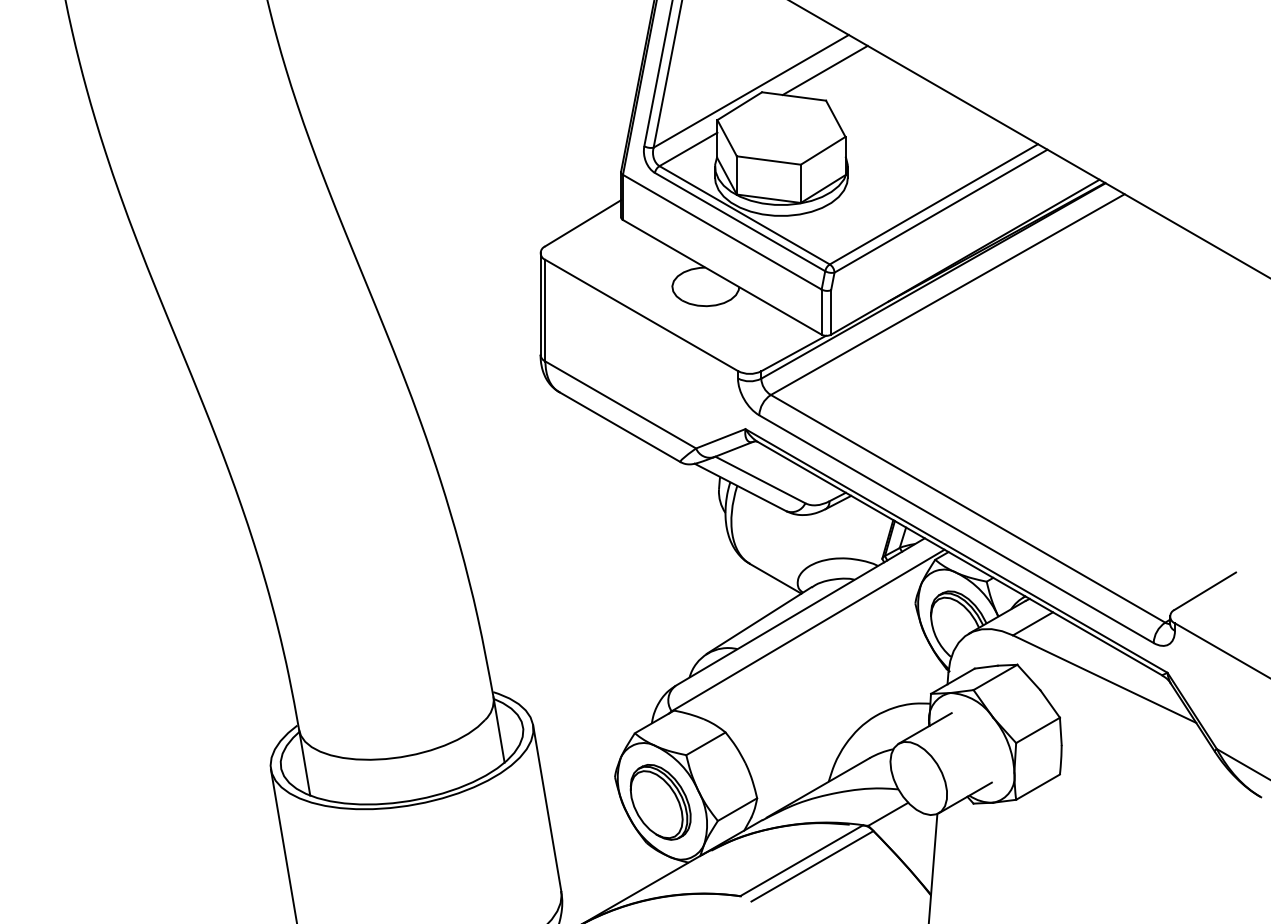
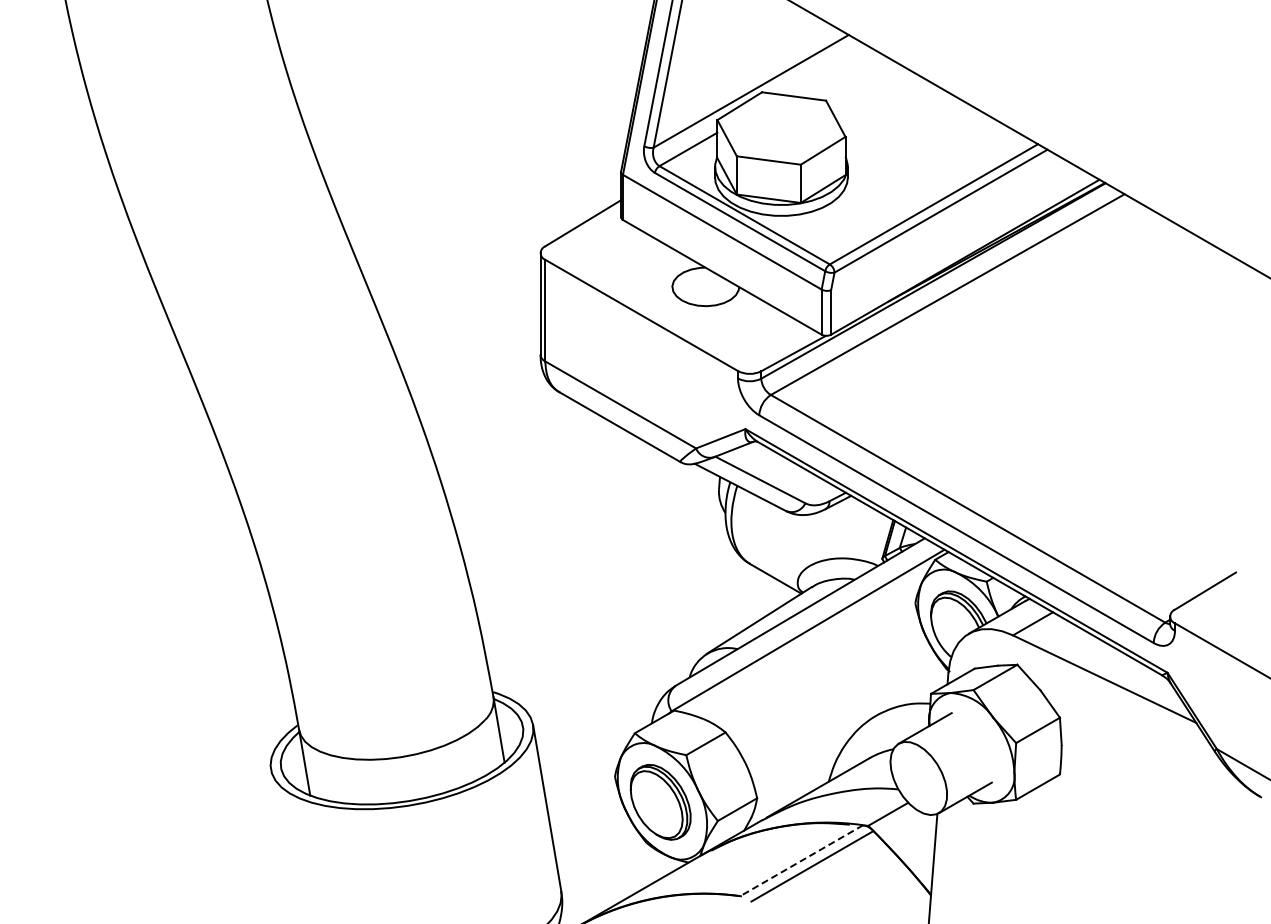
line: present -> none (824, 70)
line: present -> none (283, 844)
line: solid -> dashed (801, 860)
